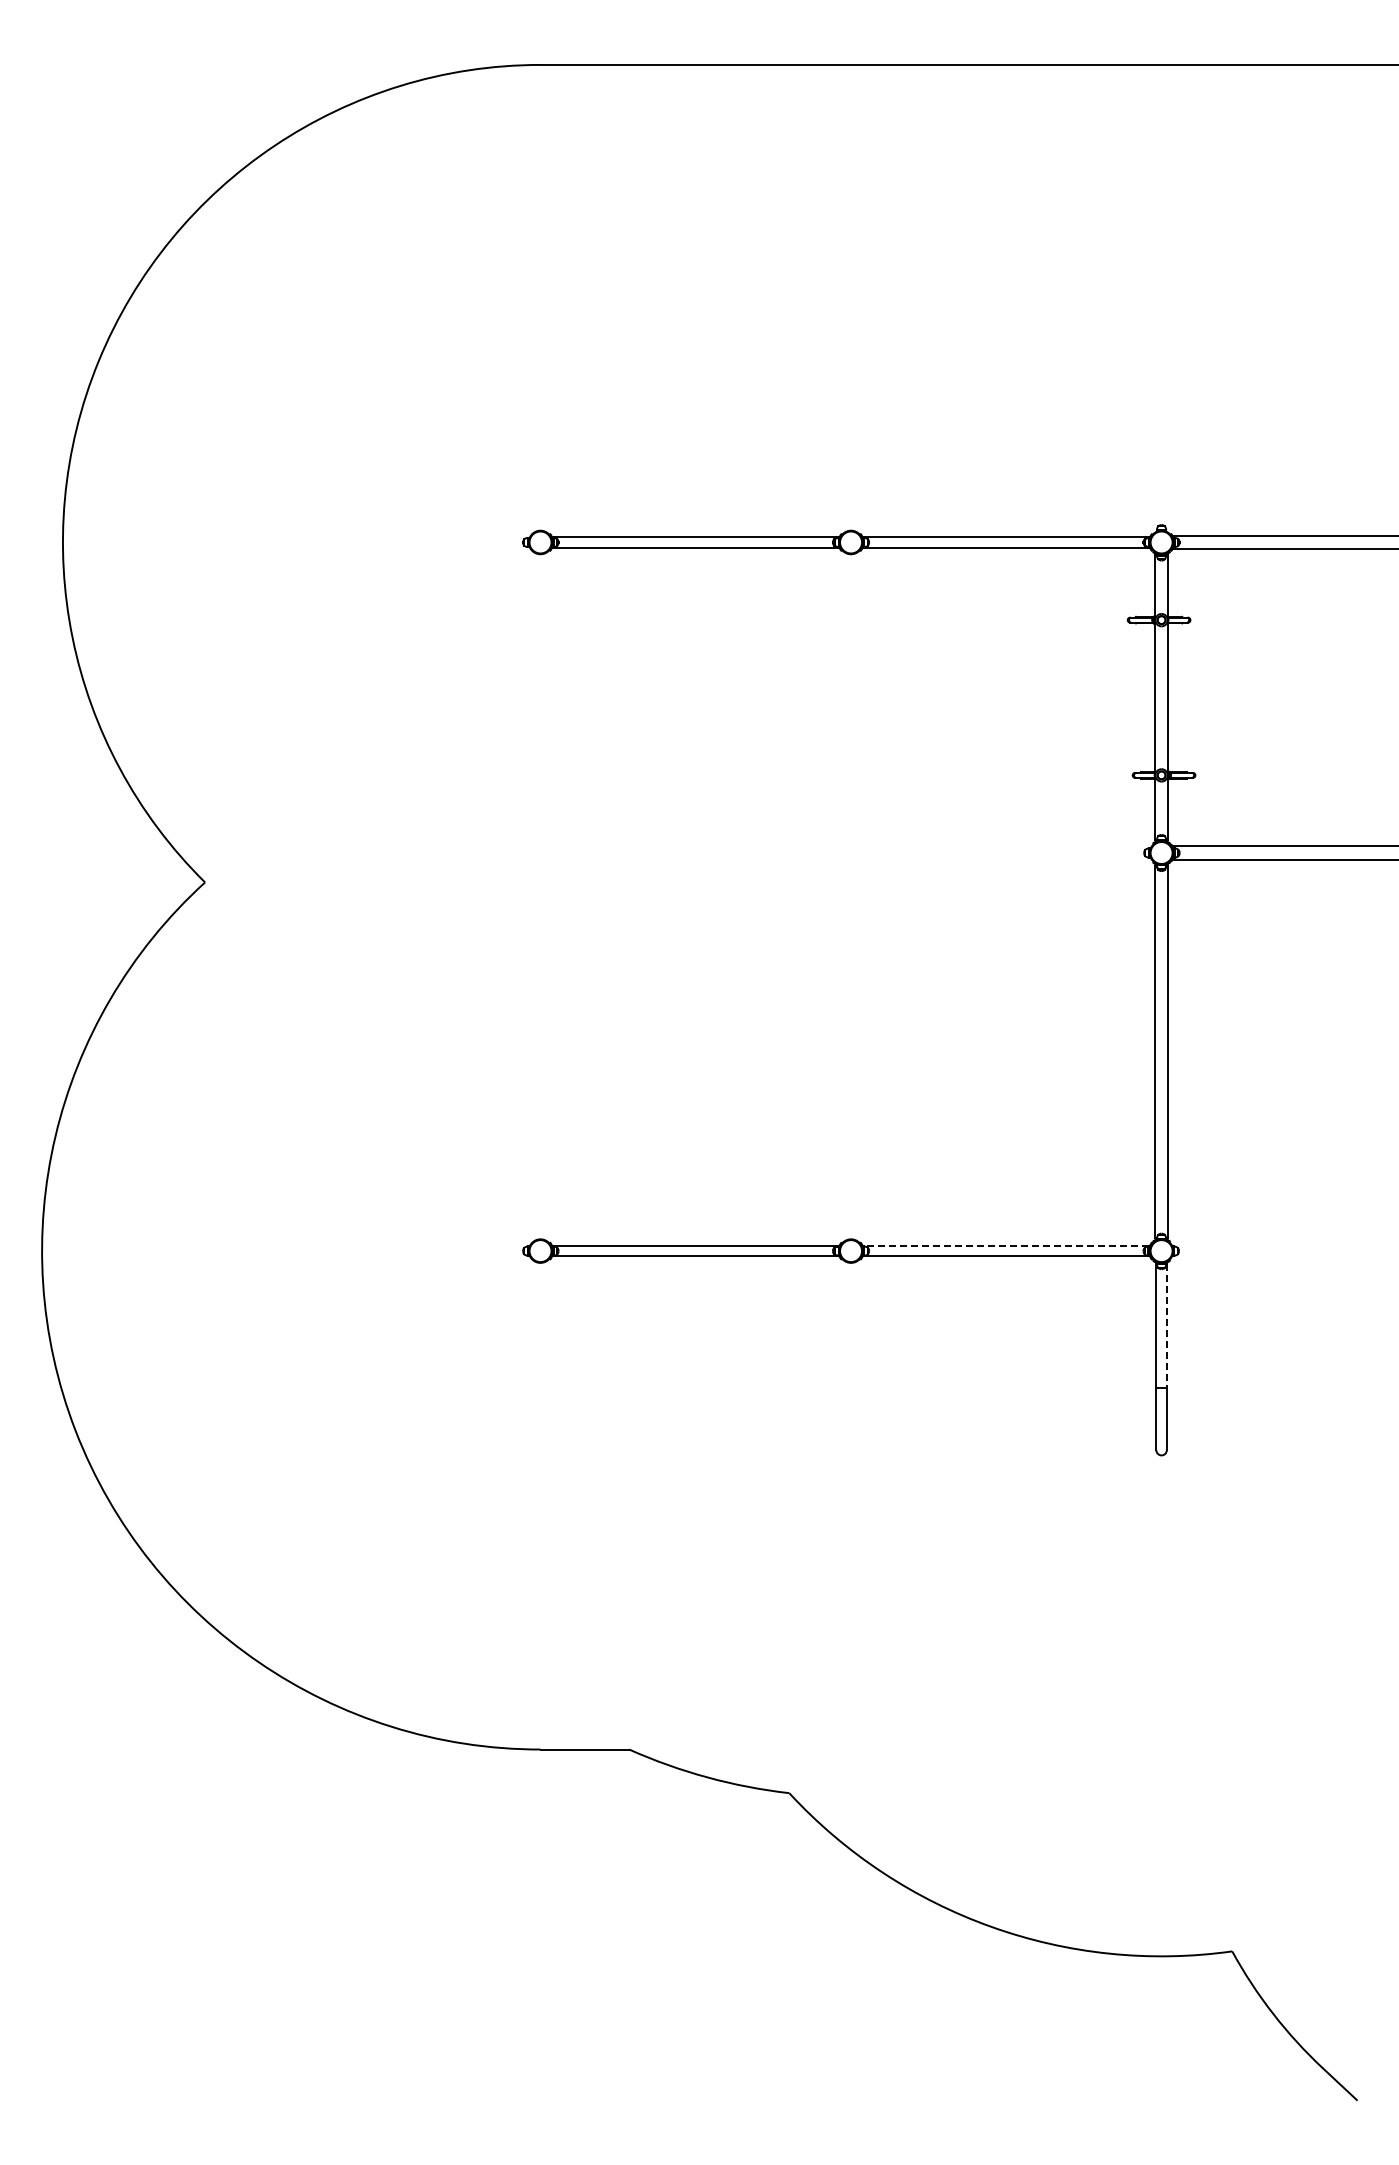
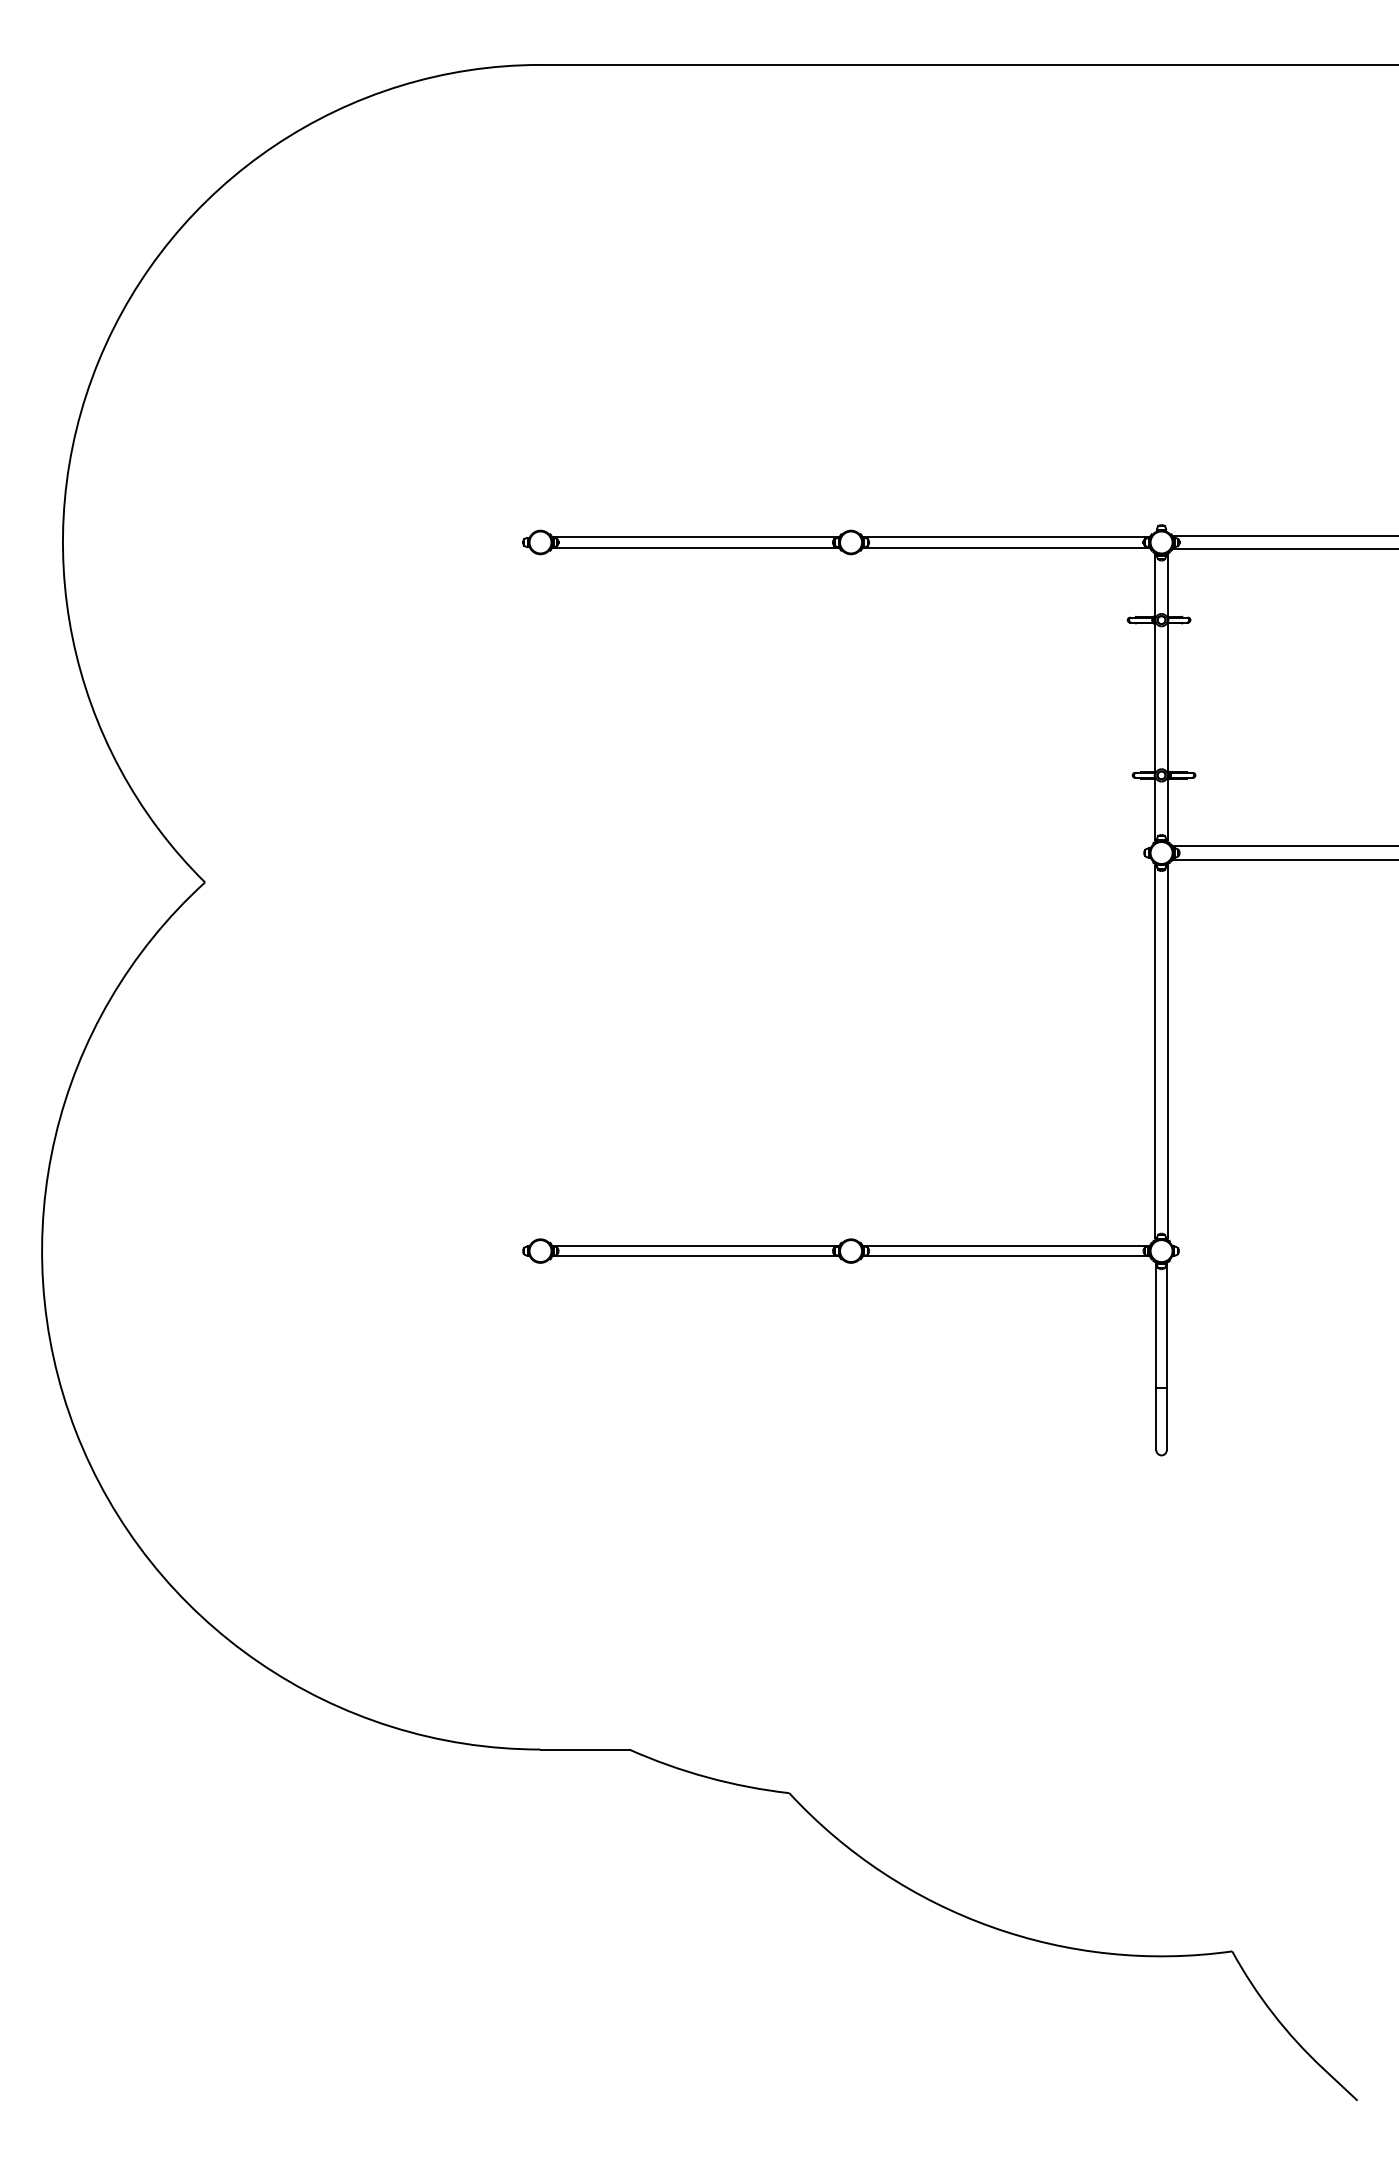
line: dashed -> solid (1006, 1245)
line: dashed -> solid (1166, 1326)
